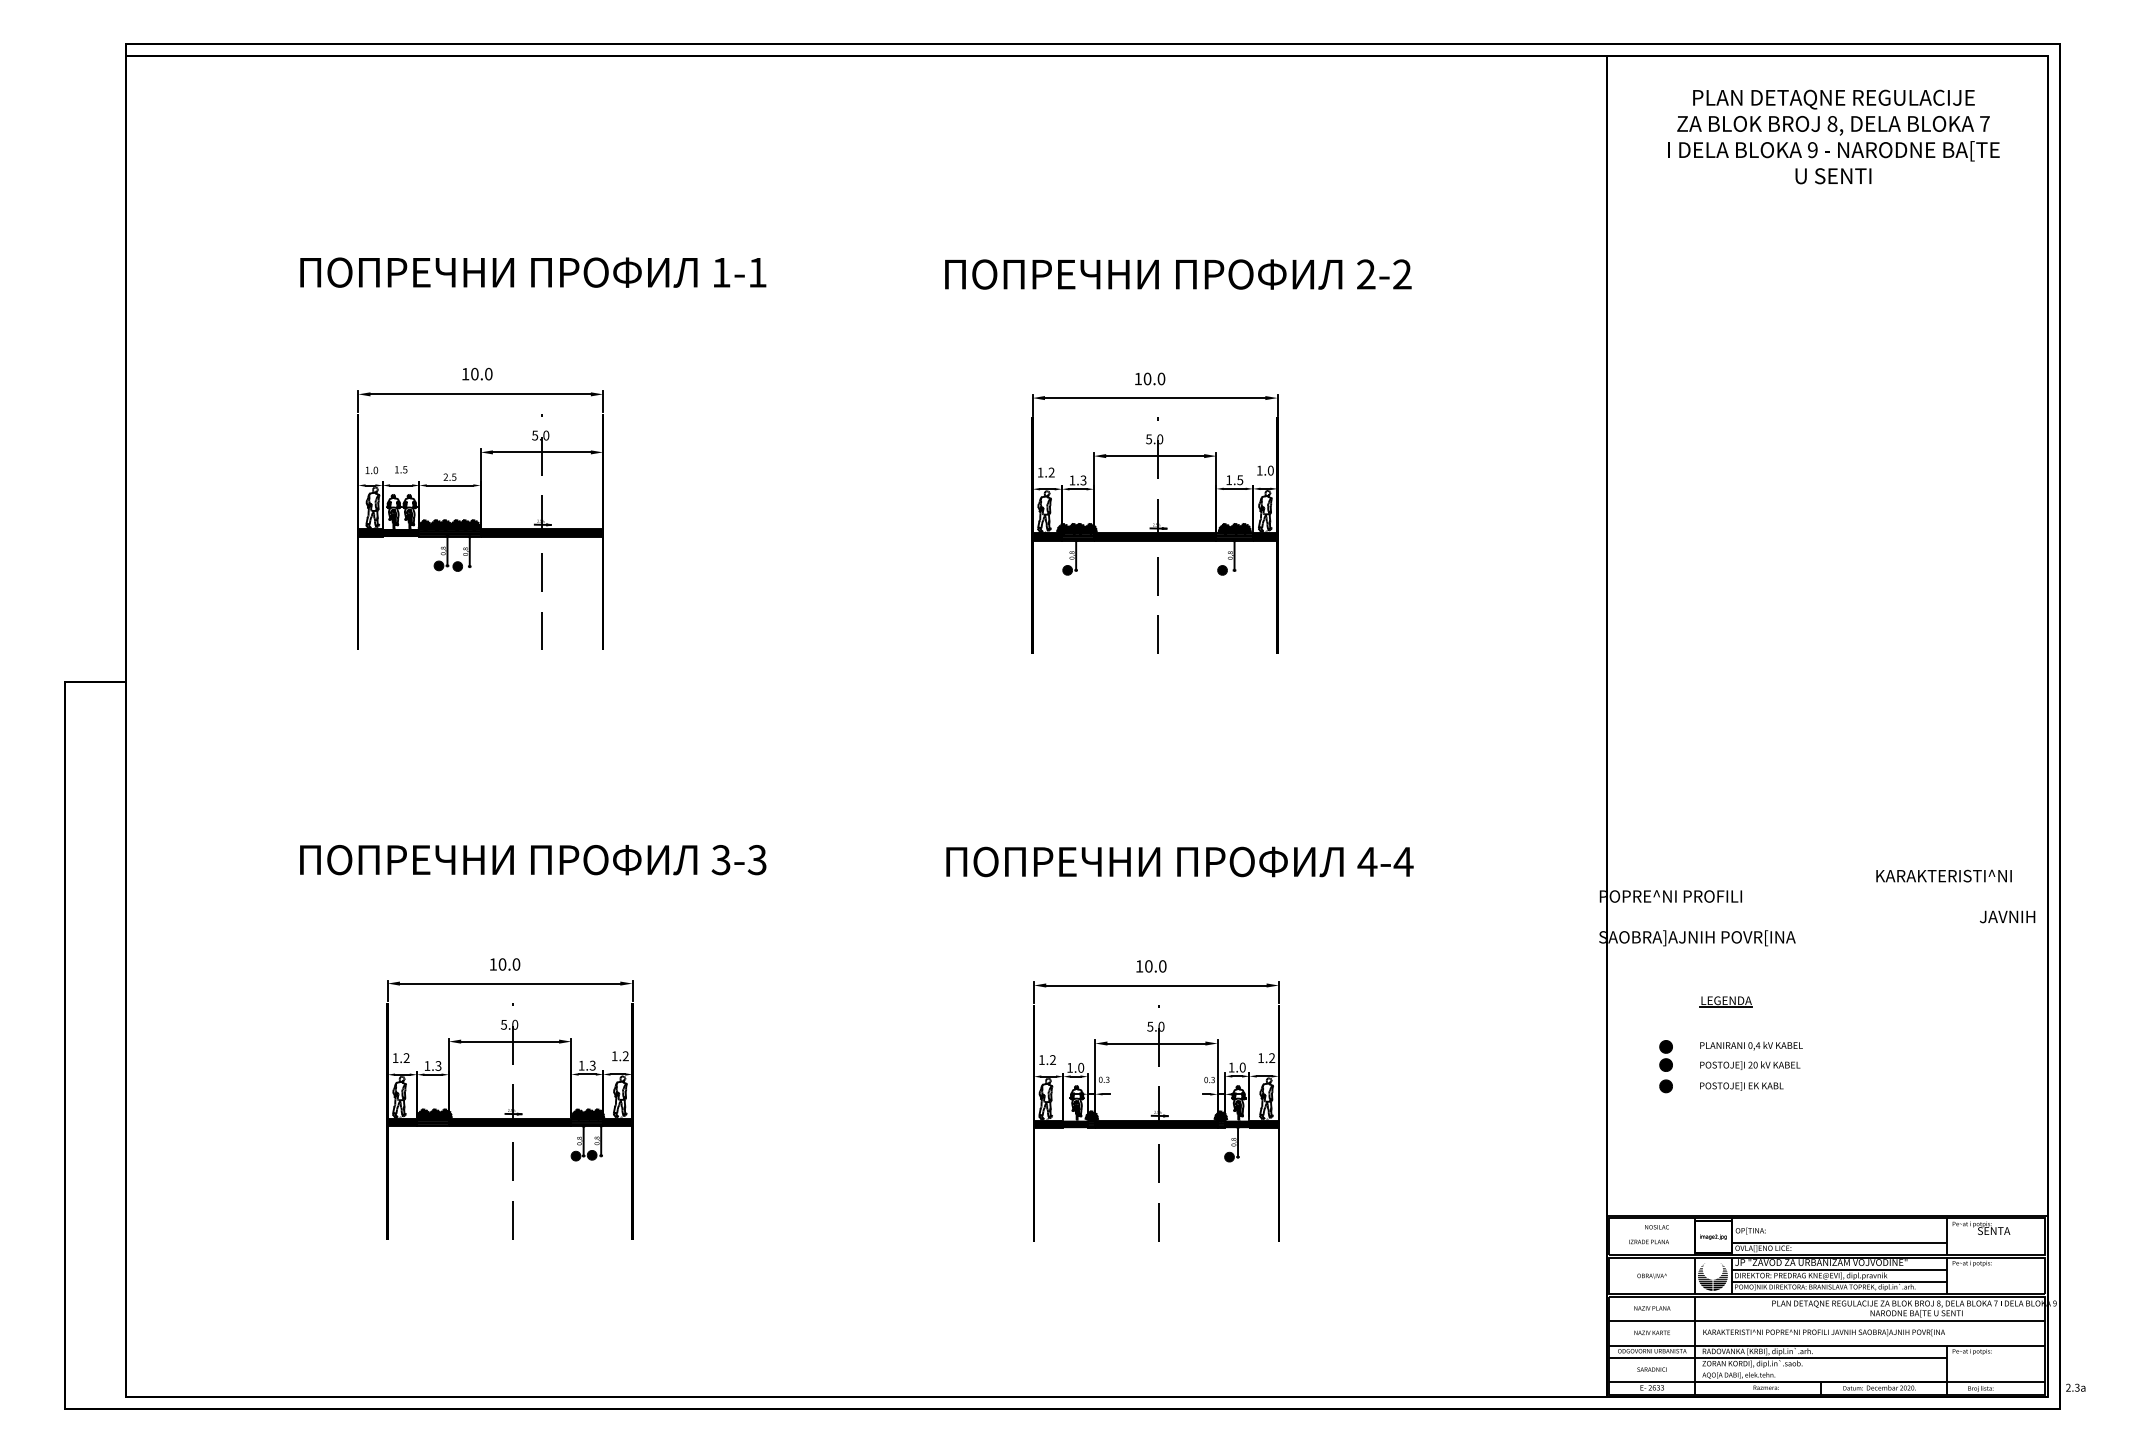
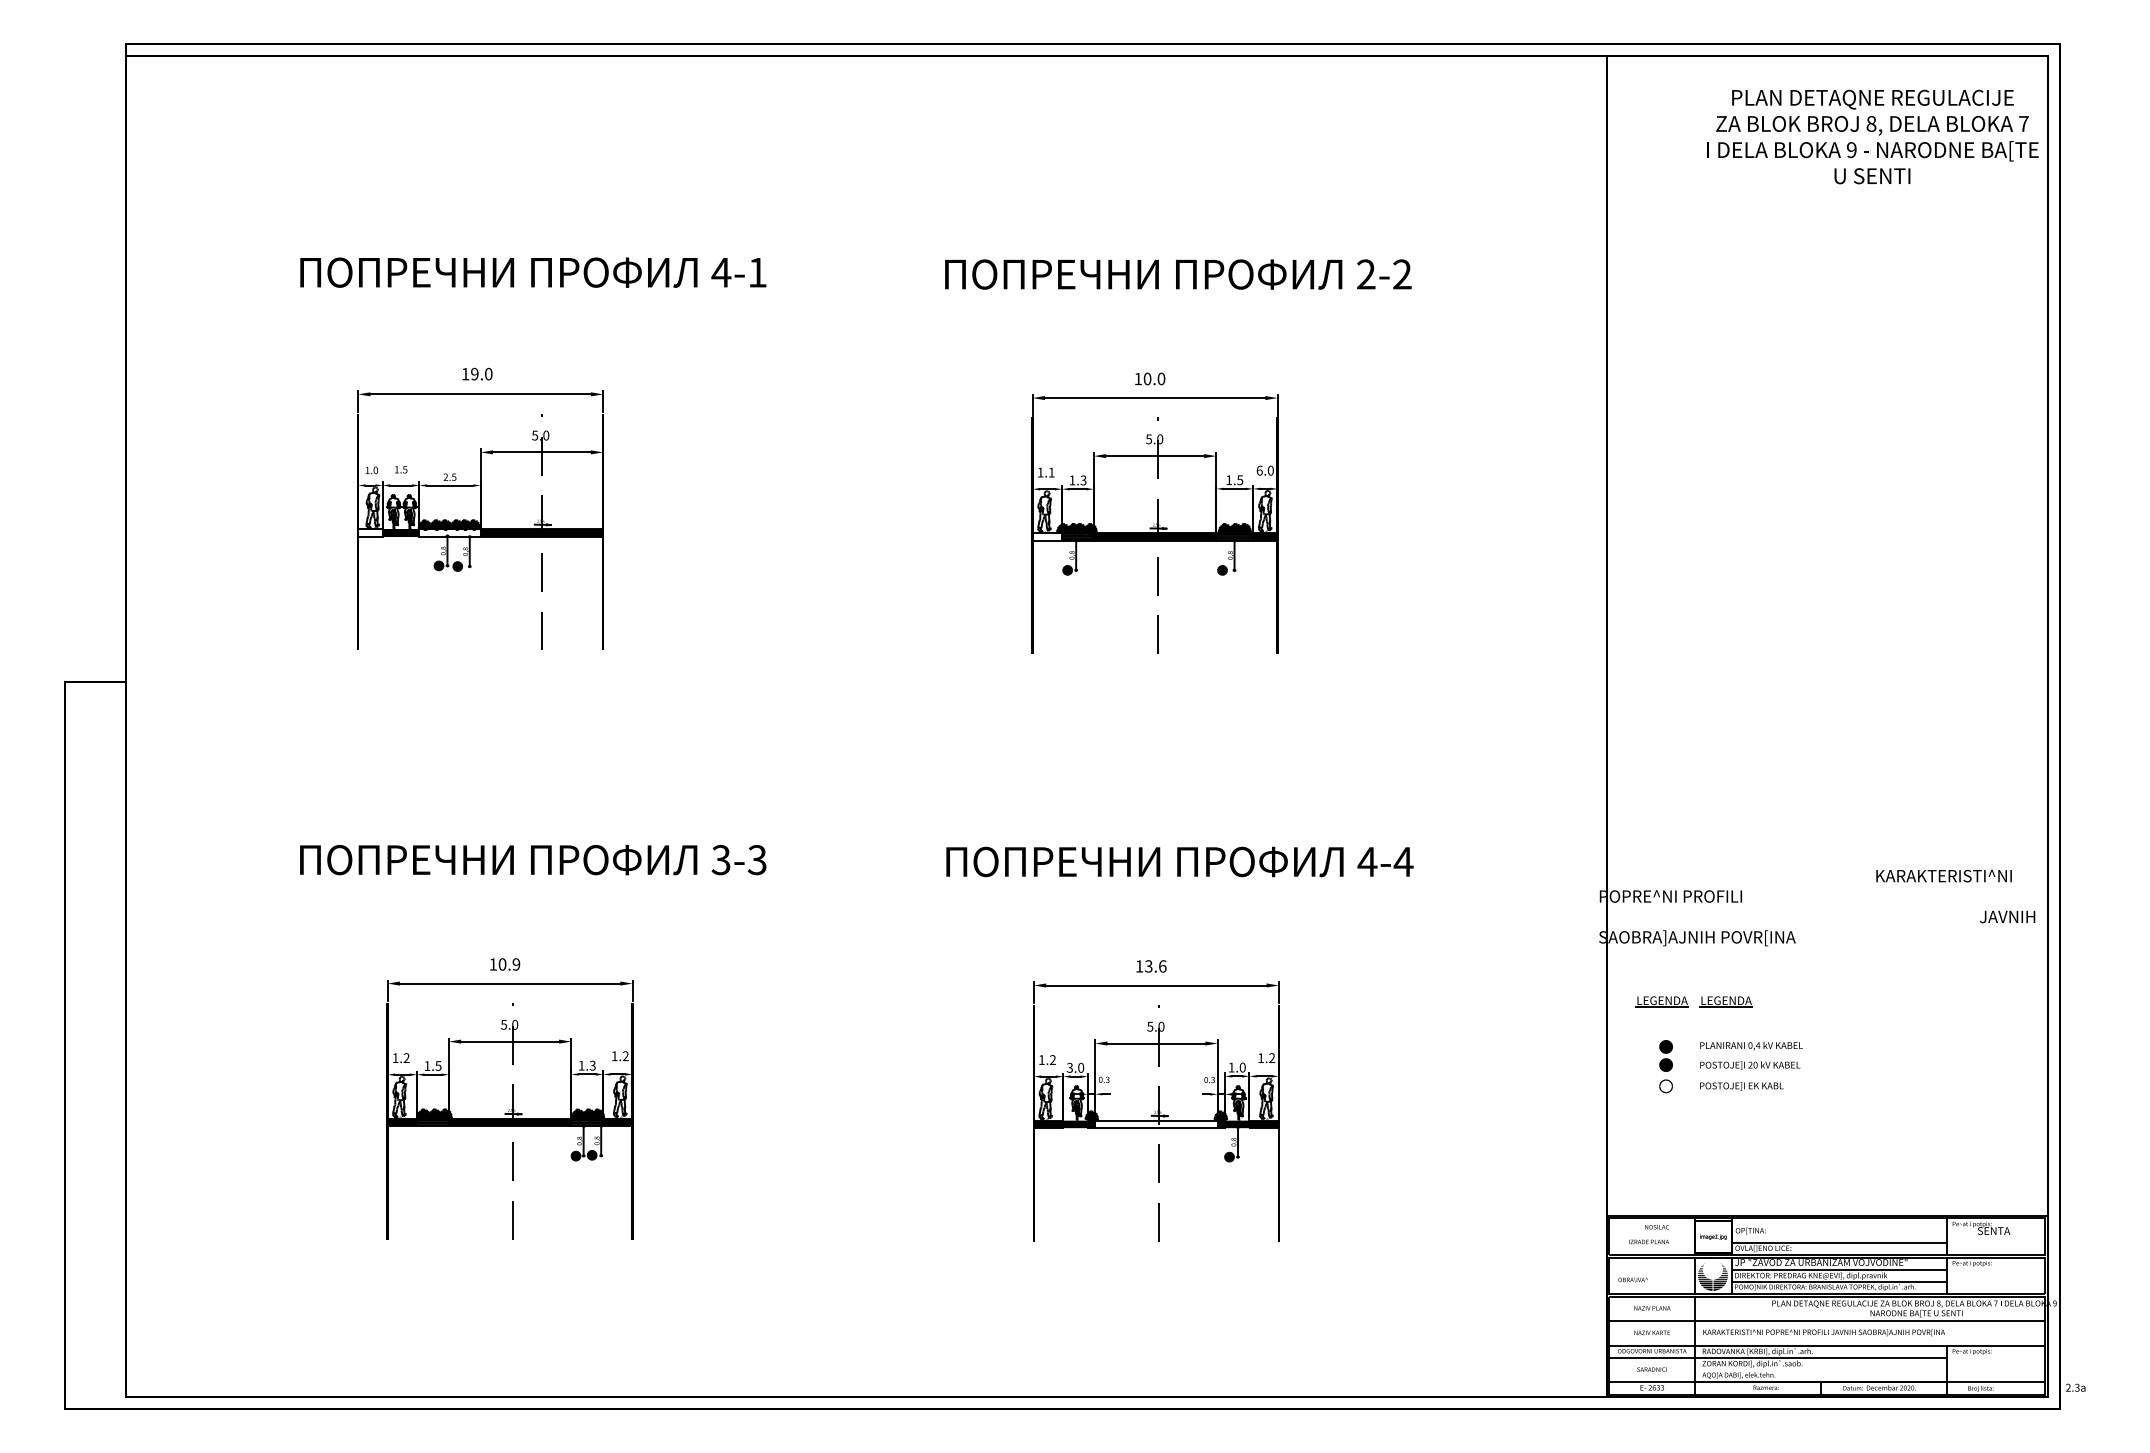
text position: (1833, 136) -> (1872, 136) (1872, 136)
text: 1-1 -> 4-1 (721, 272)
text: 10.0 -> 19.0 (474, 374)
text: 1.0 -> 6.0 (1259, 470)
text: 1.2 -> 1.1 (1051, 472)
fill: present -> none (370, 532)
hatch: present -> none (449, 532)
fill: present -> none (1047, 536)
text: 10.0 -> 10.9 (516, 964)
text: 10.0 -> 13.6 (1155, 966)
part: none -> present (1661, 1001)
text: 1.3 -> 1.5 (438, 1065)
text: 1.0 -> 3.0 (1069, 1067)
fill: present -> none (1665, 1086)
fill: present -> none (1156, 1123)
text position: (1651, 1275) -> (1632, 1279) (1632, 1279)
